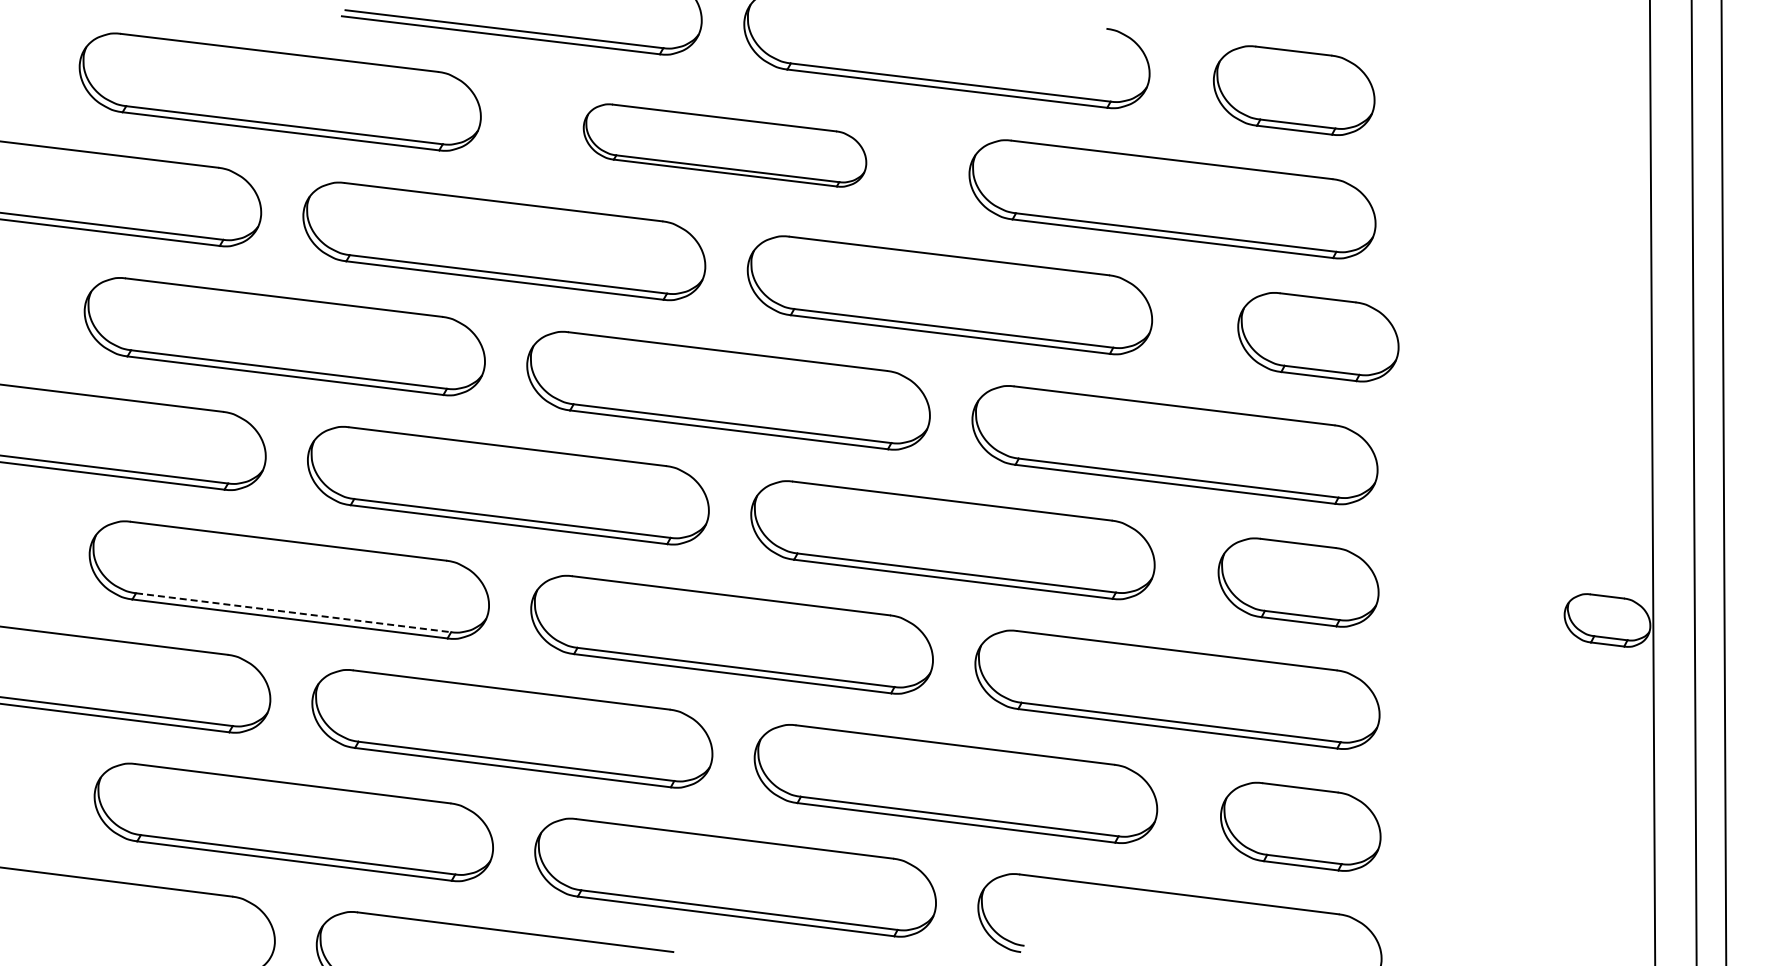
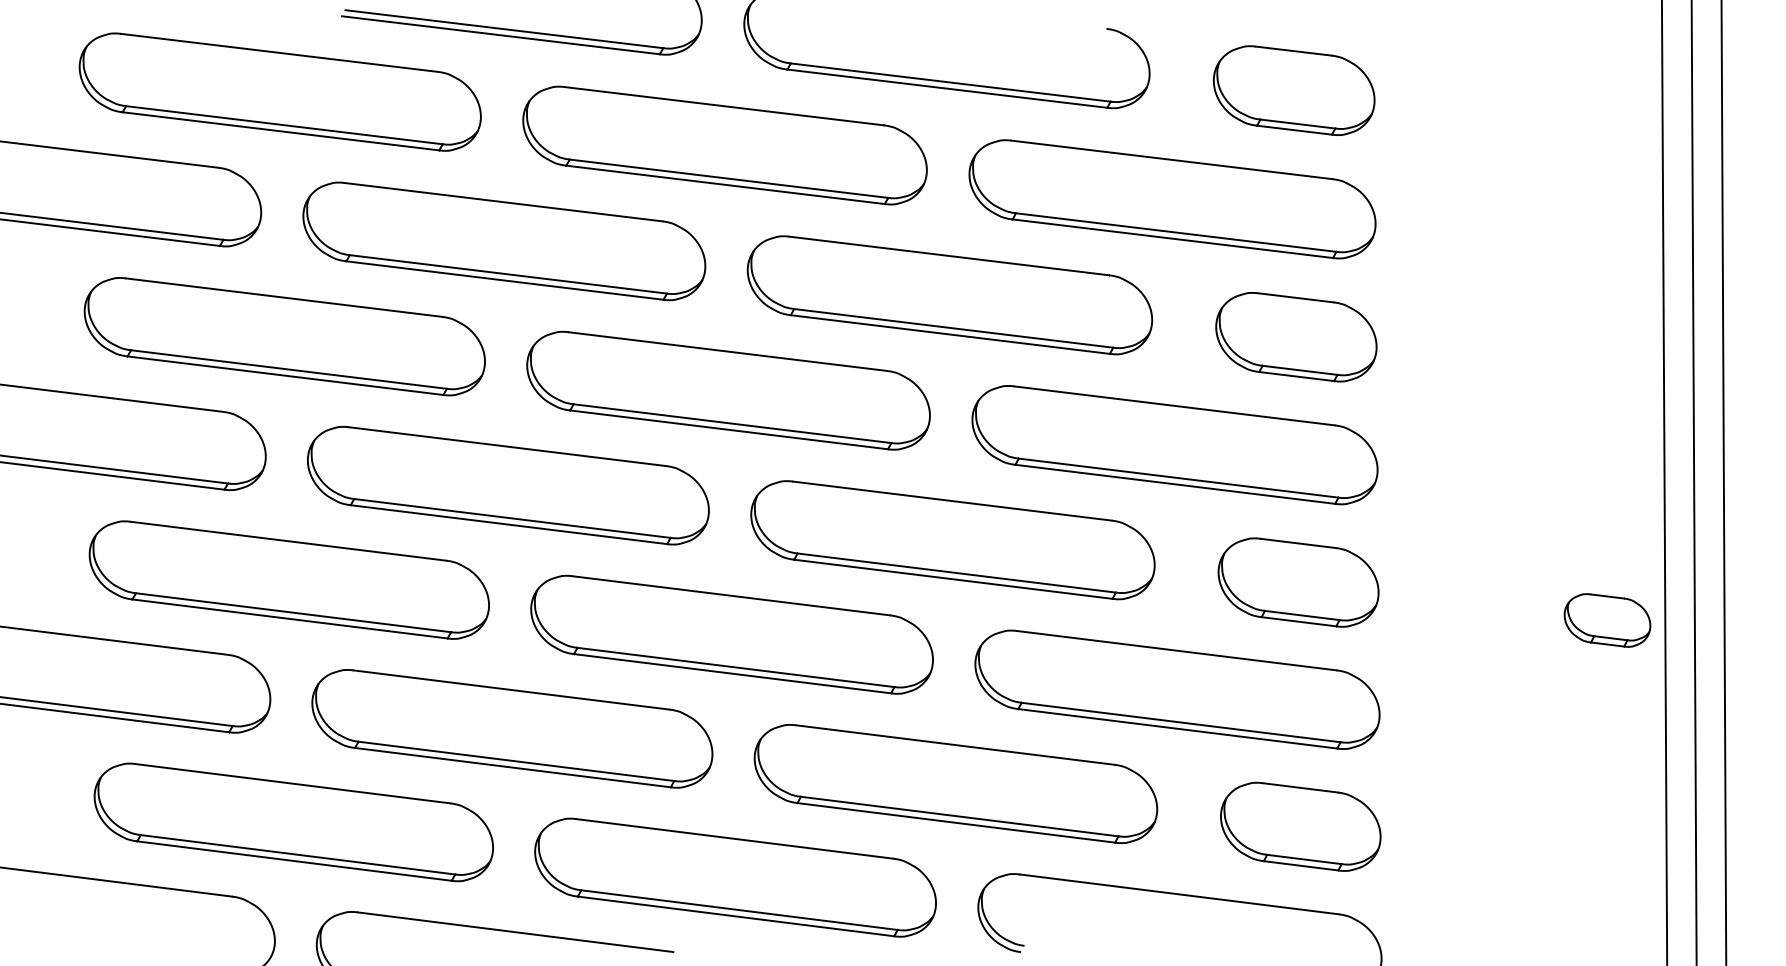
part size: 286x85 px -> 406x121 px (724, 145)
part position: (1318, 337) -> (1296, 337) (1296, 337)
line position: (1652, 482) -> (1664, 482) (1664, 482)
line: dashed -> solid (293, 612)
